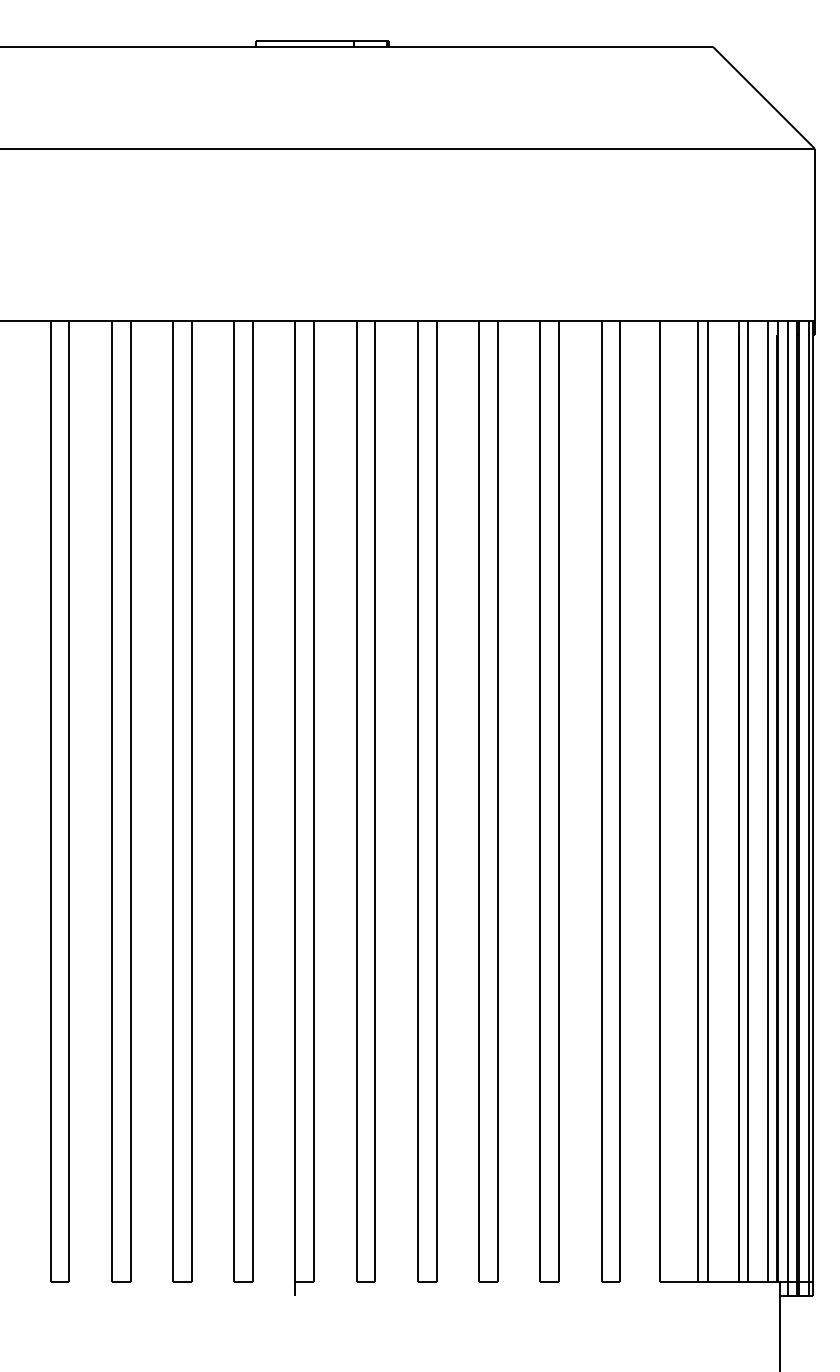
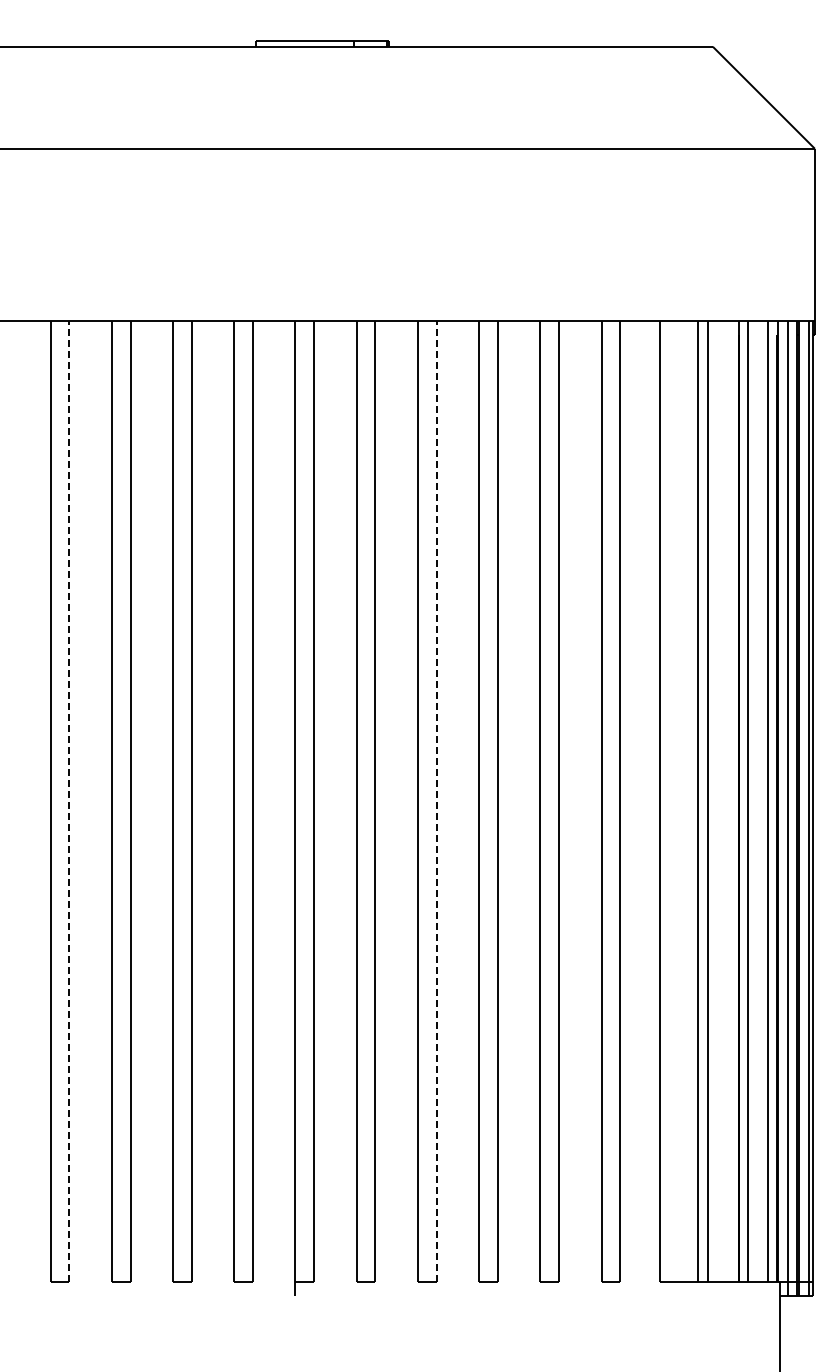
line: solid -> dashed (69, 801)
line: solid -> dashed (436, 801)
